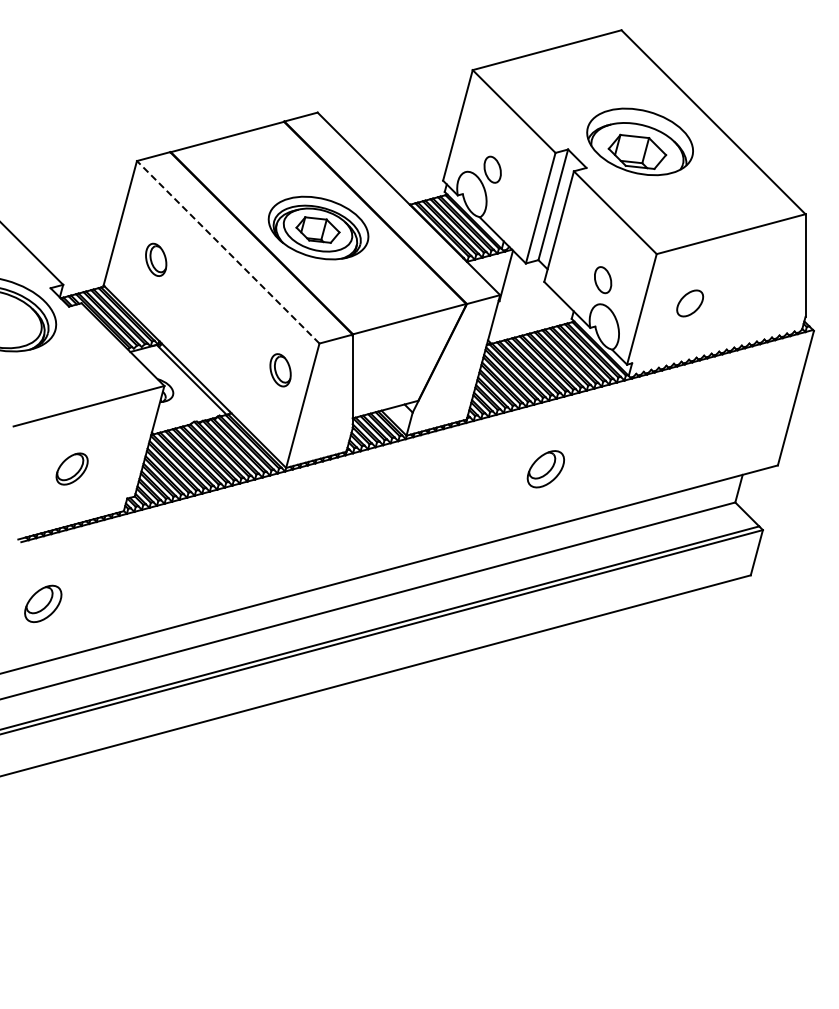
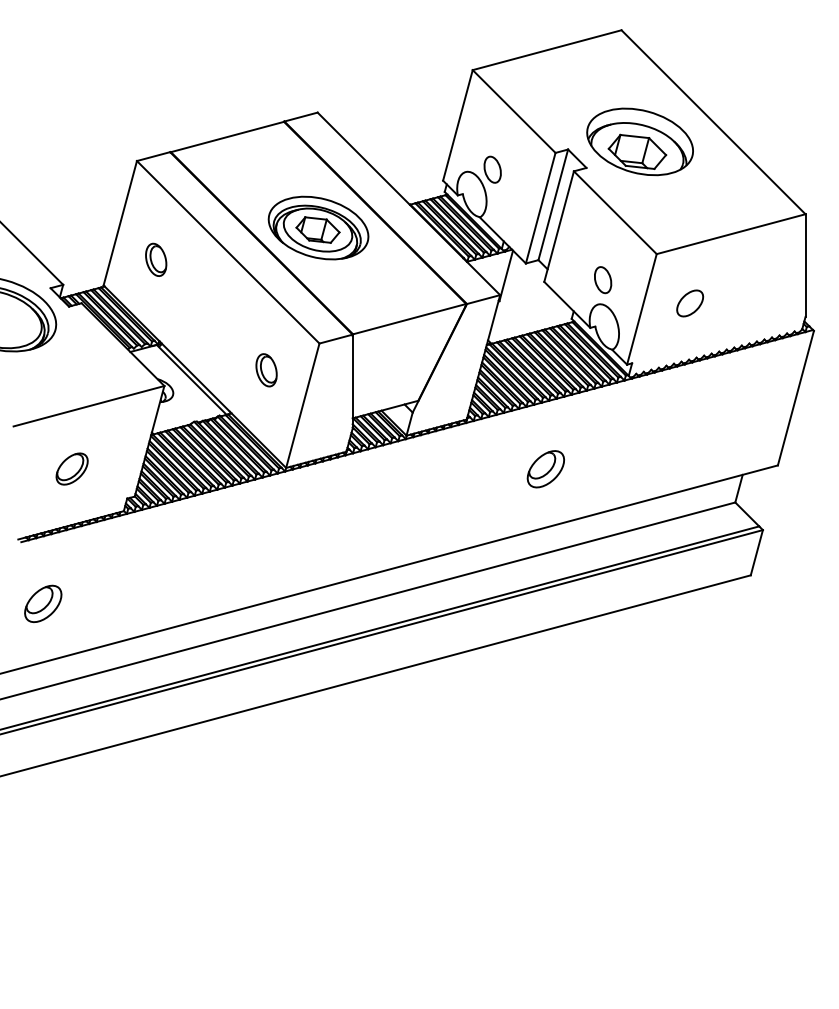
line: dashed -> solid (227, 251)
part position: (280, 370) -> (266, 370) (266, 370)
